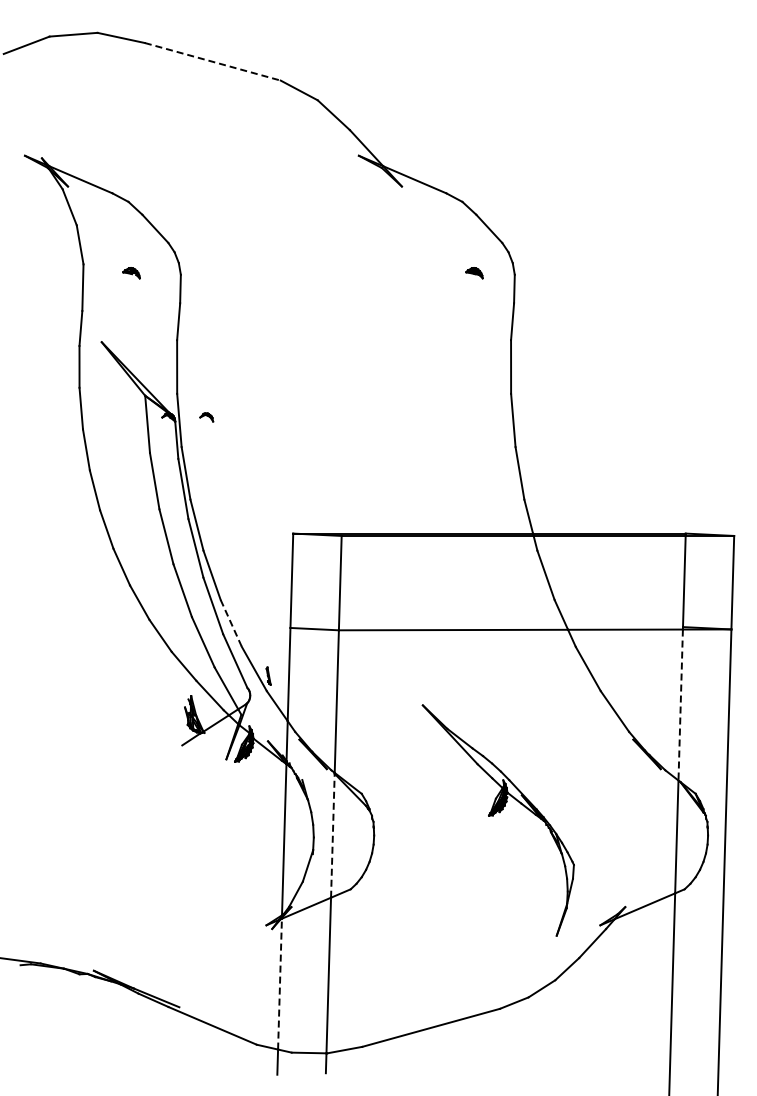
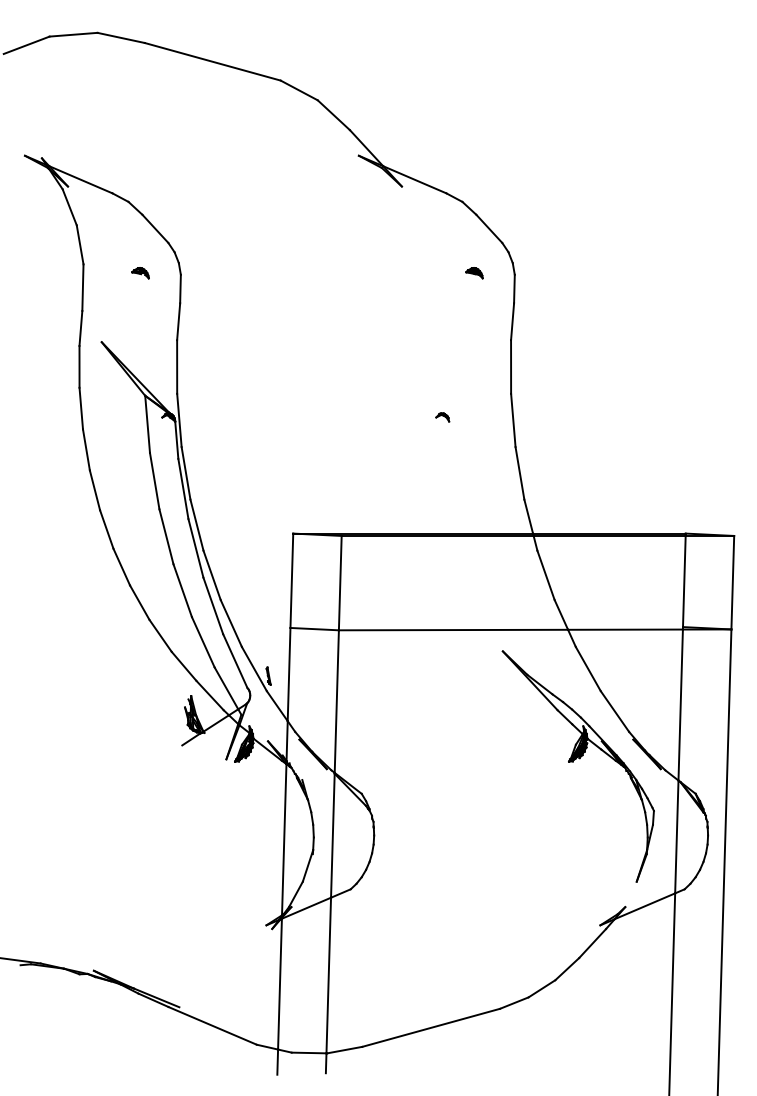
line: dashed -> solid (213, 61)
part position: (131, 273) -> (140, 273) (140, 273)
part position: (206, 417) -> (442, 417) (442, 417)
line: dashed -> solid (231, 623)
line: dashed -> solid (680, 705)
part position: (497, 820) -> (577, 766) (577, 766)
line: dashed -> solid (332, 835)
line: dashed -> solid (280, 983)
